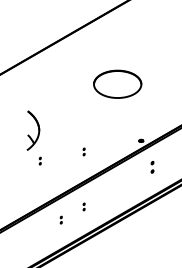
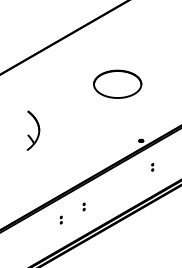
part: present -> none (83, 151)
part: present -> none (39, 160)
part size: 5x13 px -> 4x9 px (152, 167)
